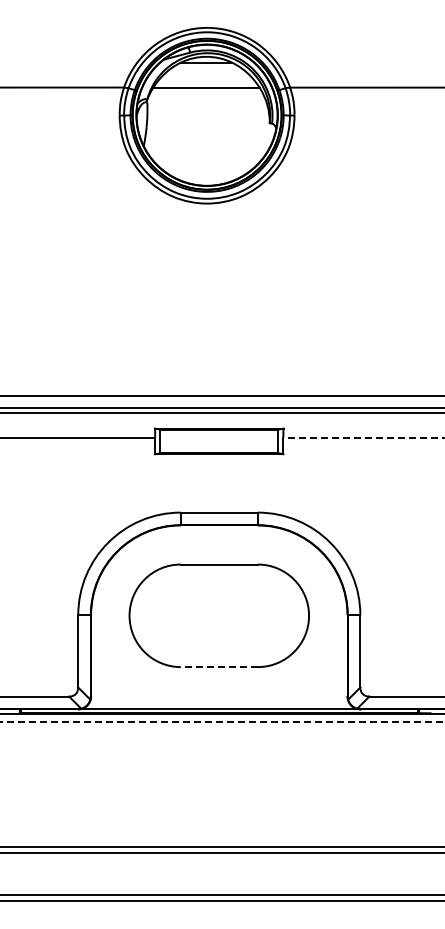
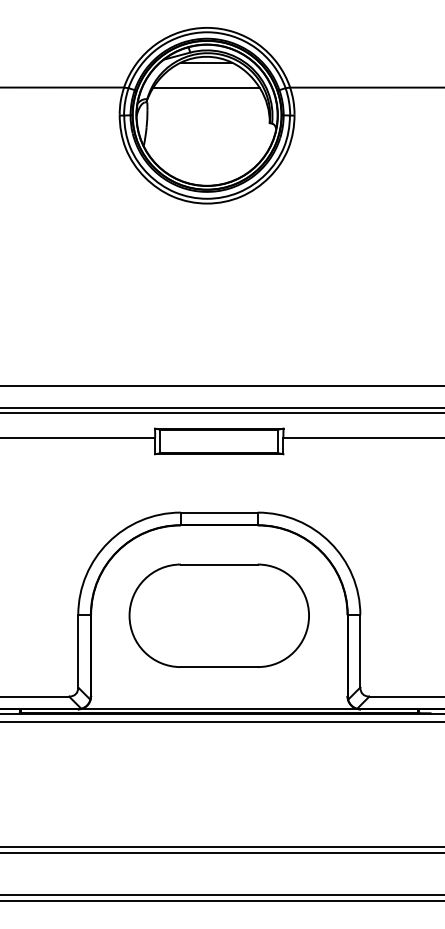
line position: (221, 395) -> (221, 385) (221, 385)
line: dashed -> solid (363, 437)
line: dashed -> solid (218, 667)
line: dashed -> solid (222, 721)
